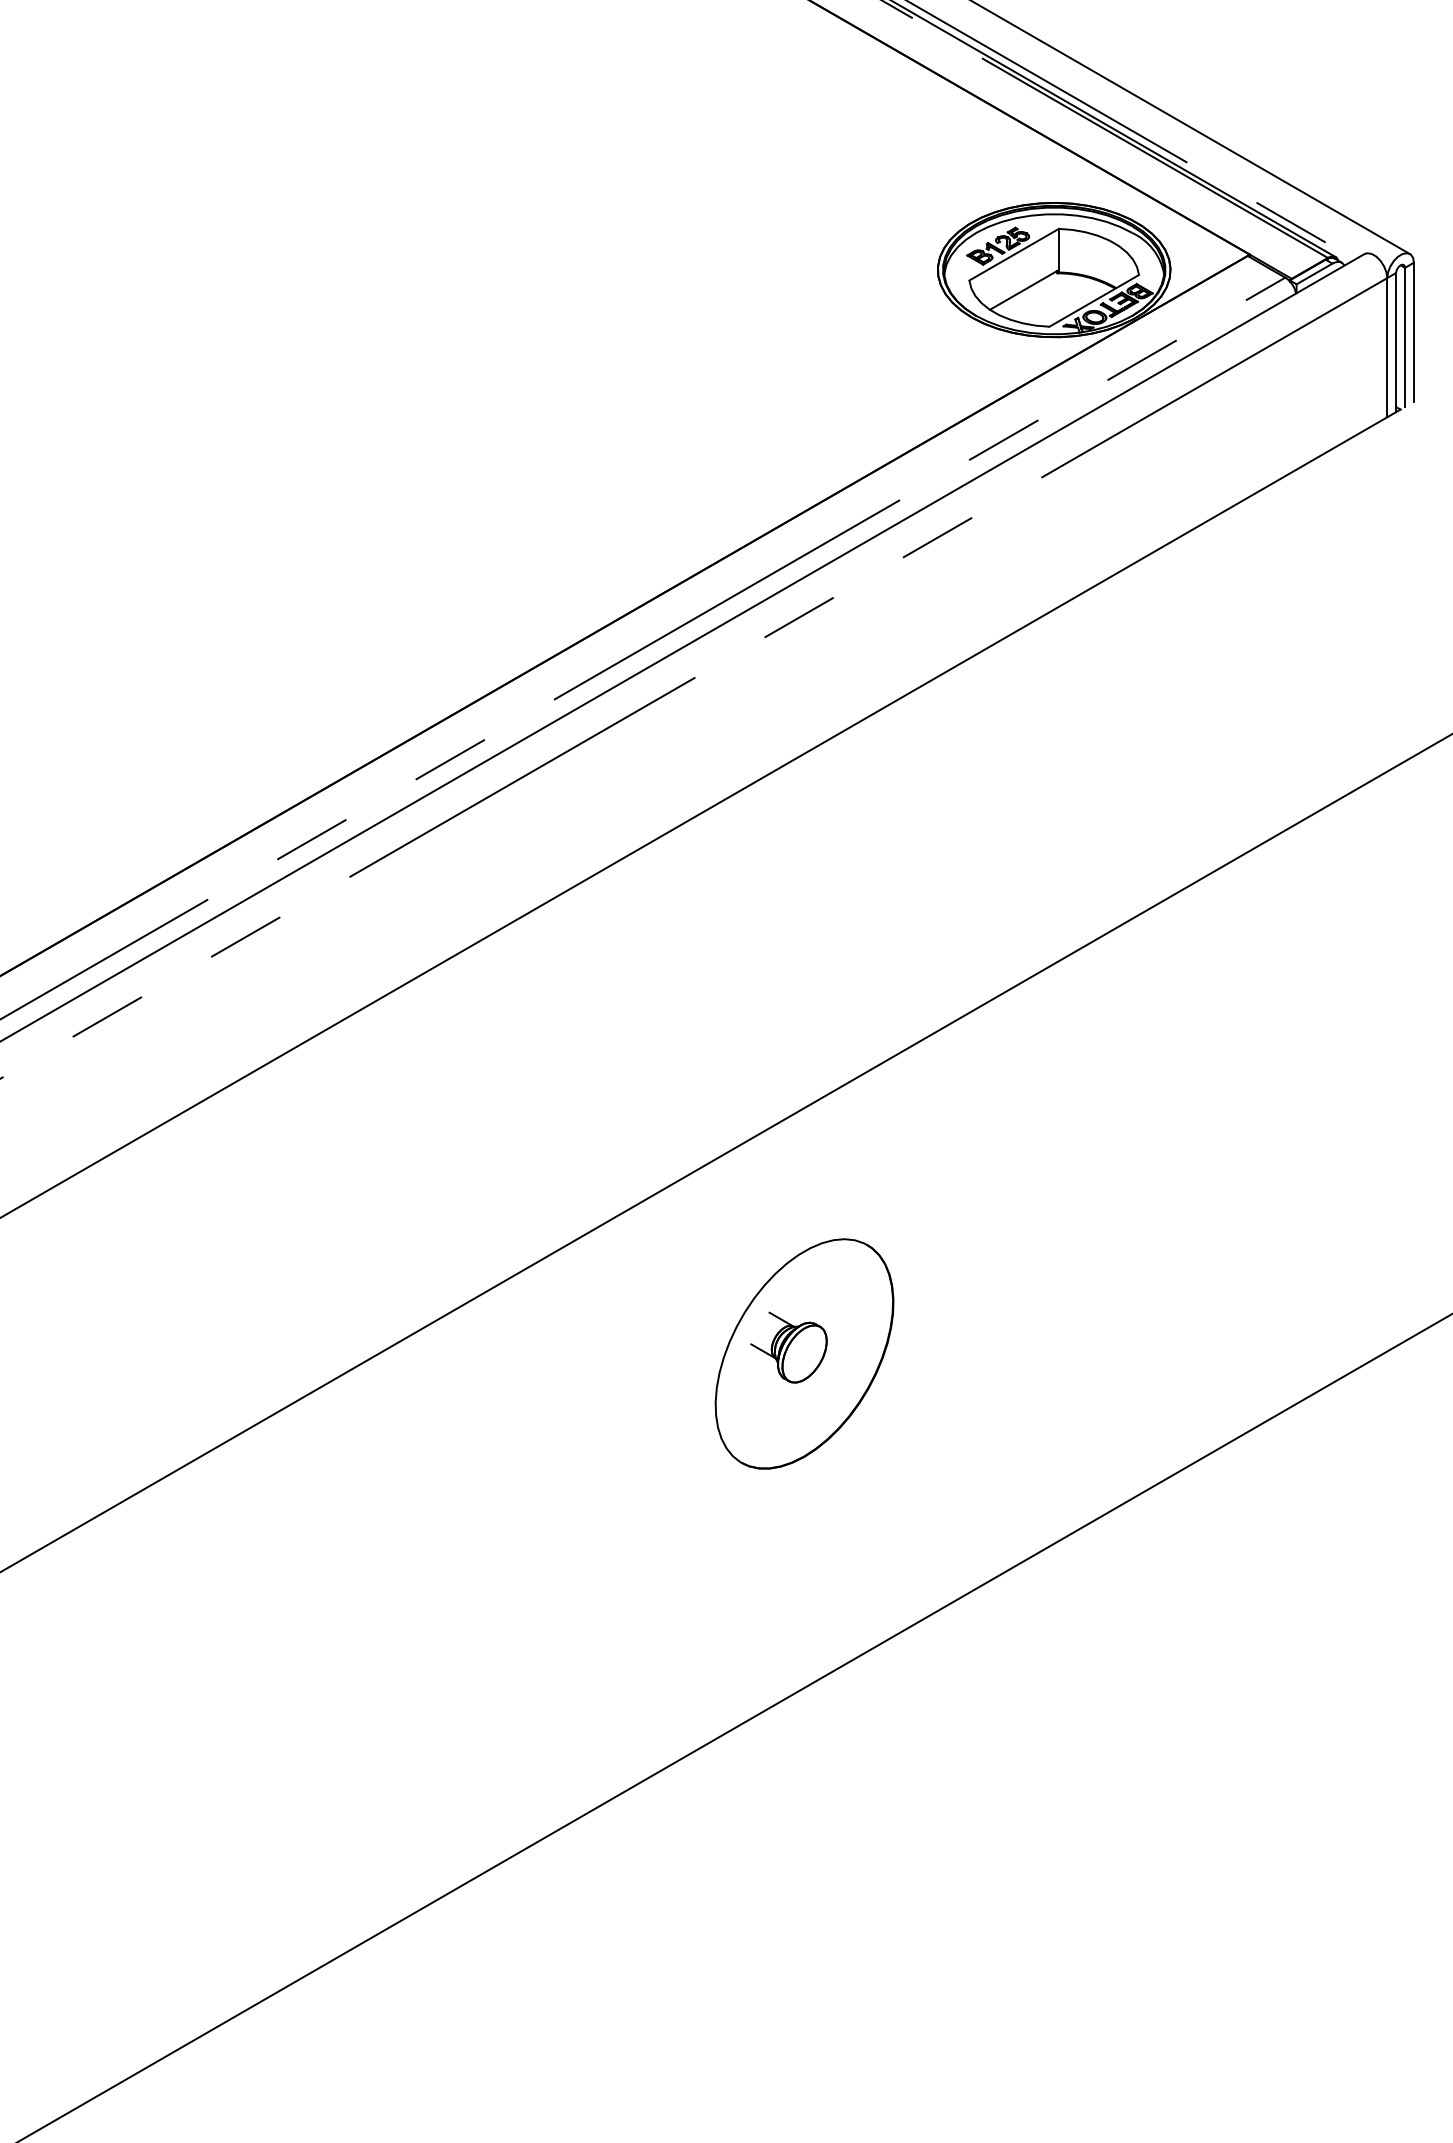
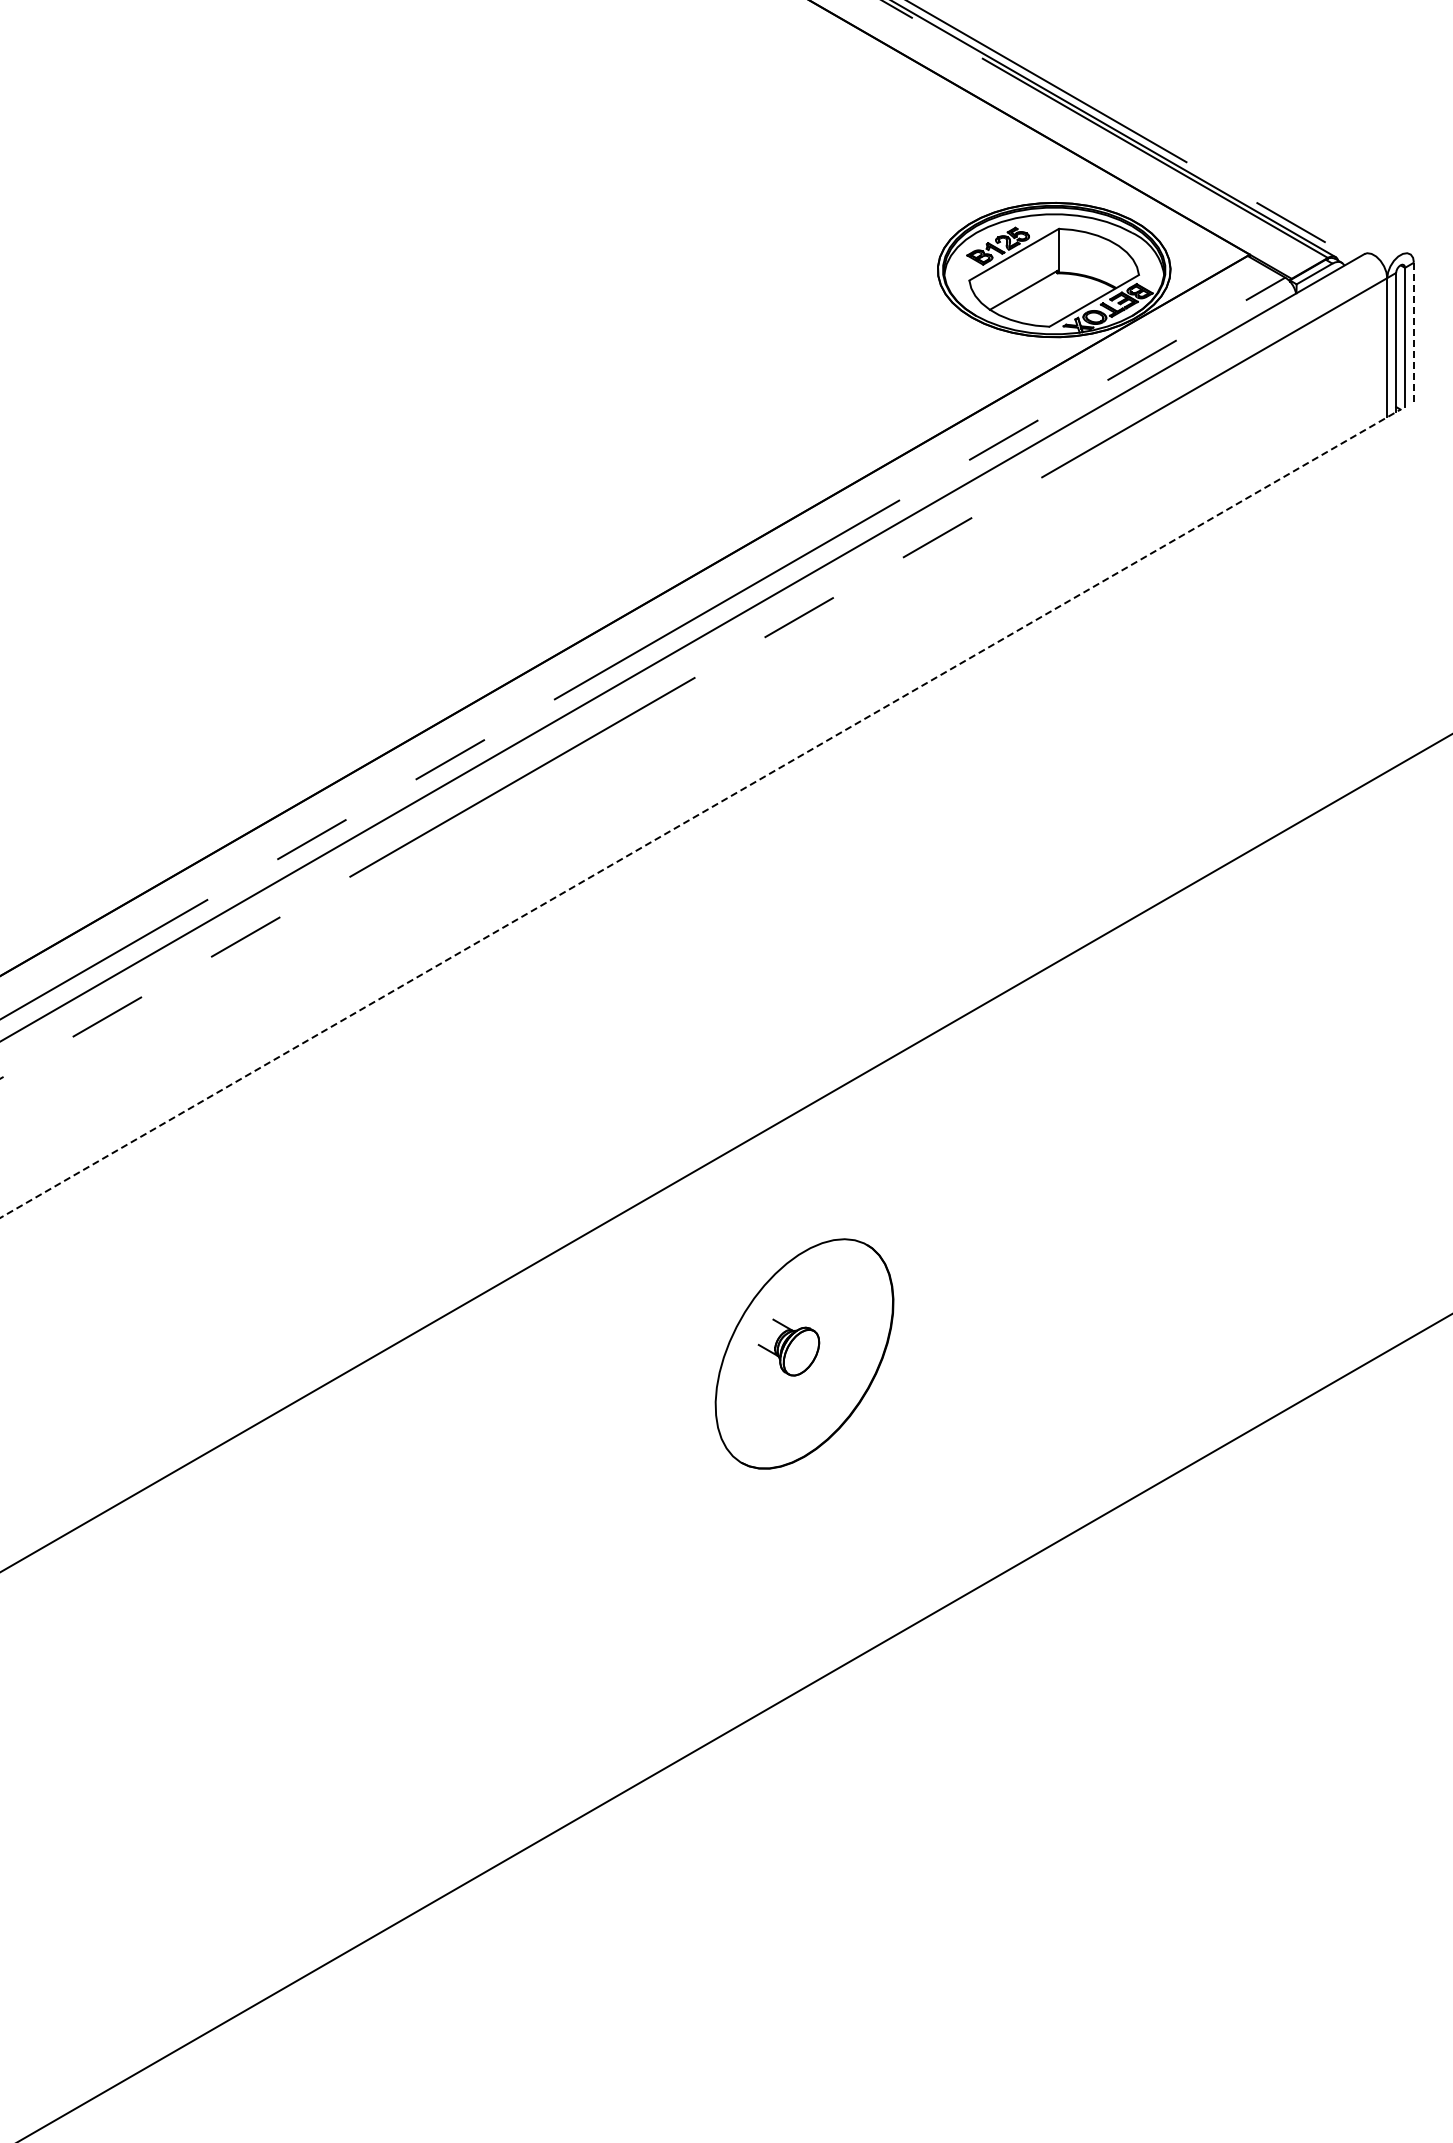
line: present -> none (1191, 128)
line: solid -> dashed (1413, 332)
line: solid -> dashed (700, 813)
part size: 78x73 px -> 64x59 px (788, 1347)
